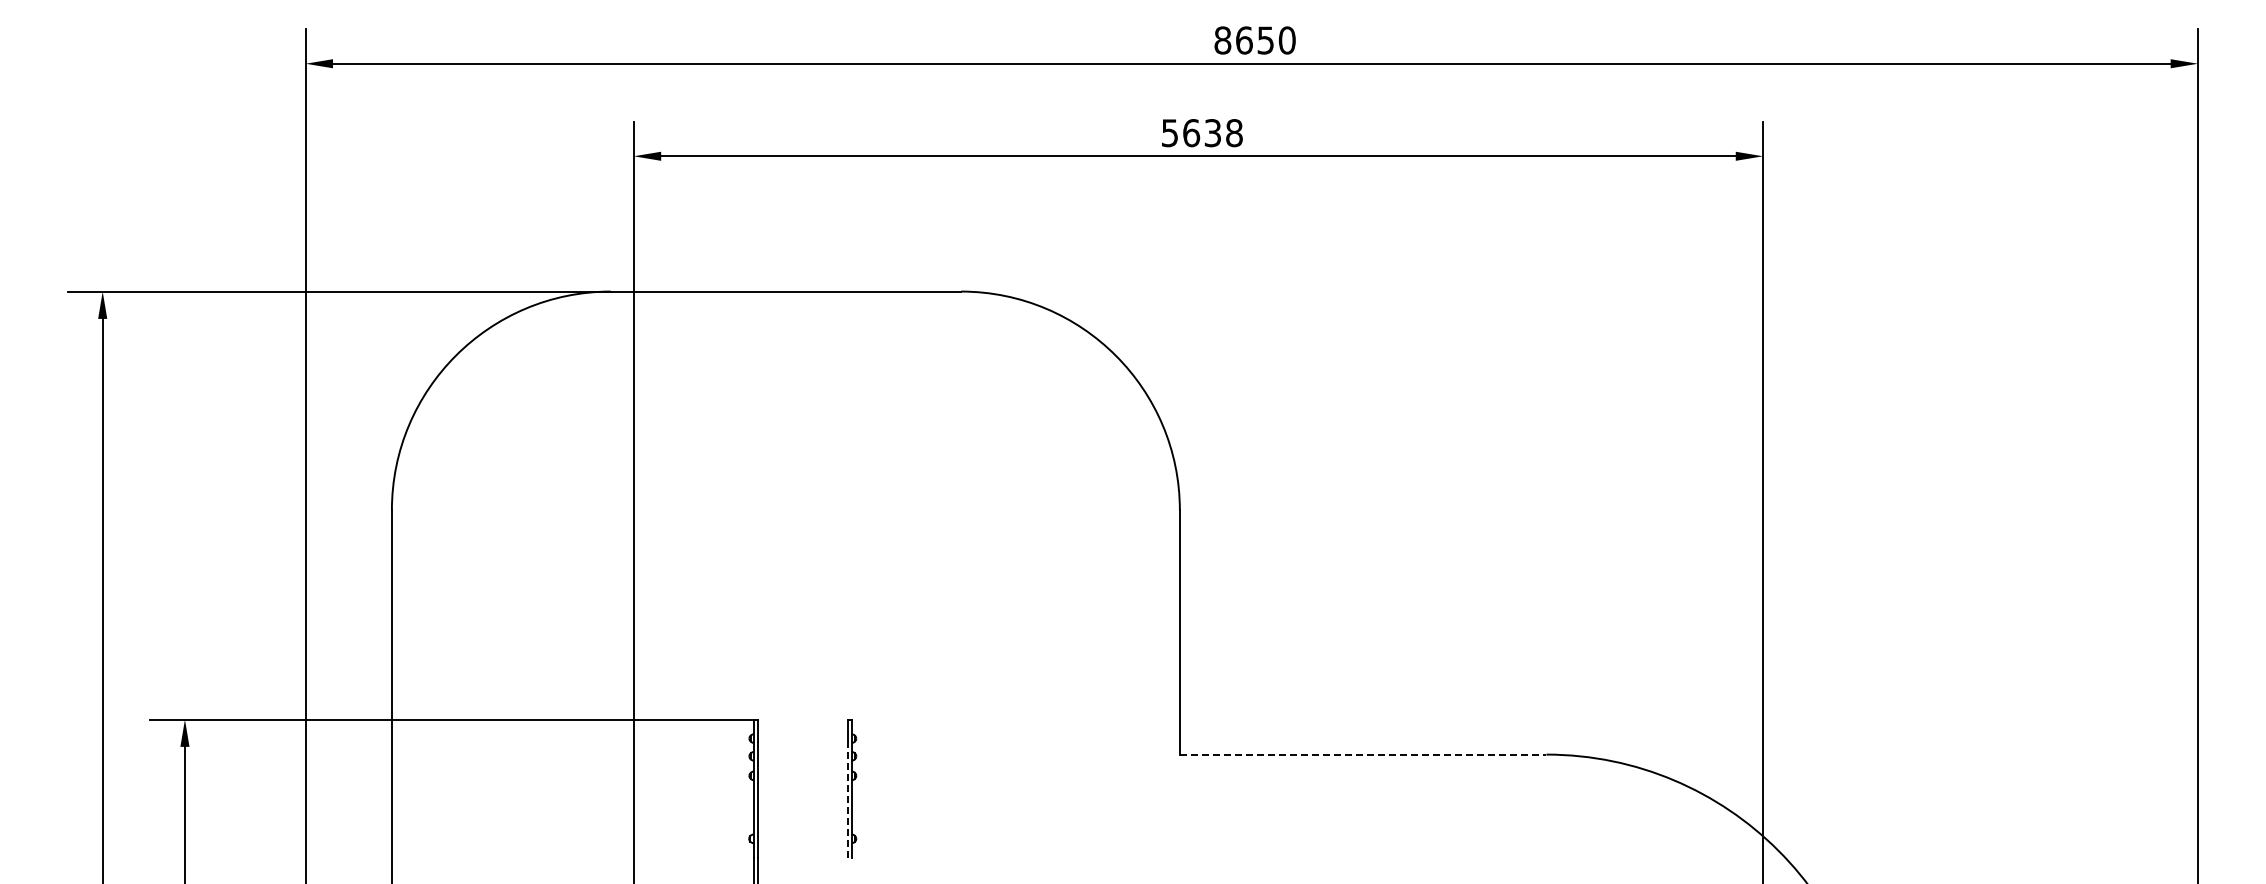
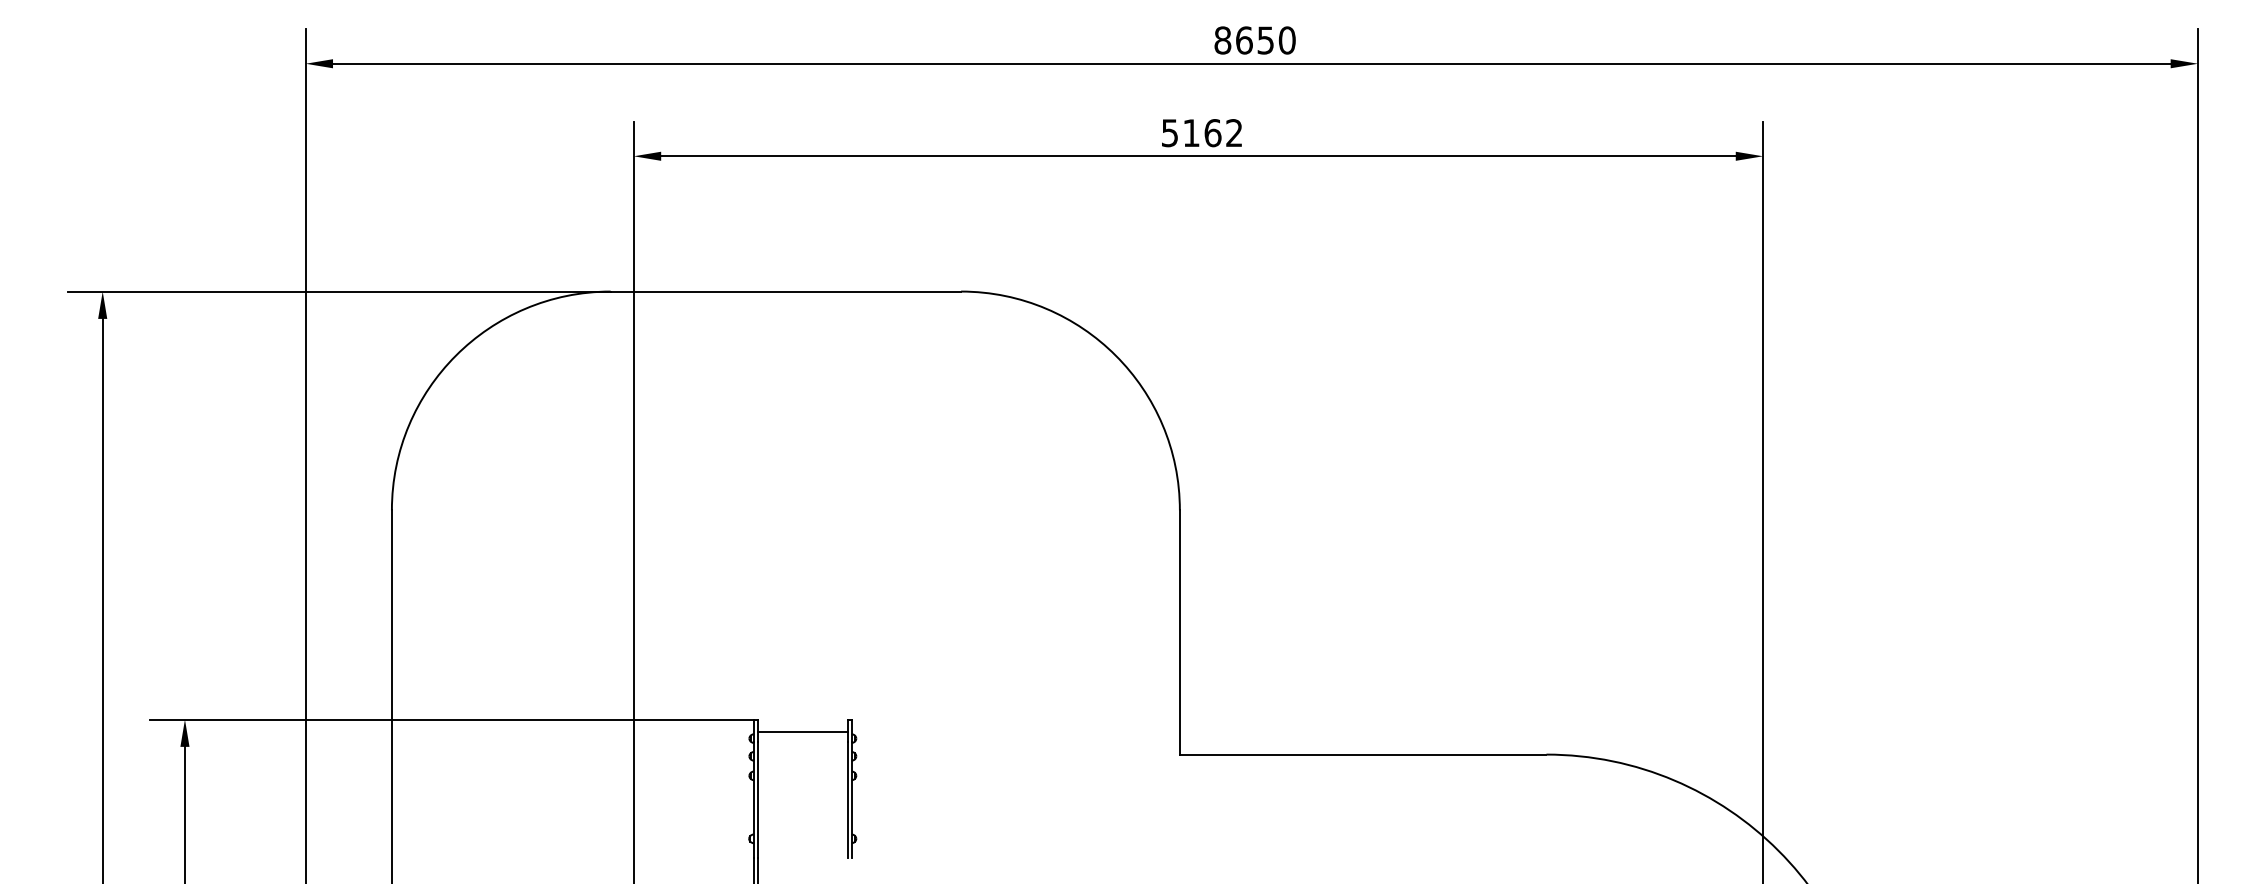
text: 5638 -> 5162 (1212, 133)
line: none -> present (802, 731)
line: dashed -> solid (1363, 754)
line: dashed -> solid (847, 799)
